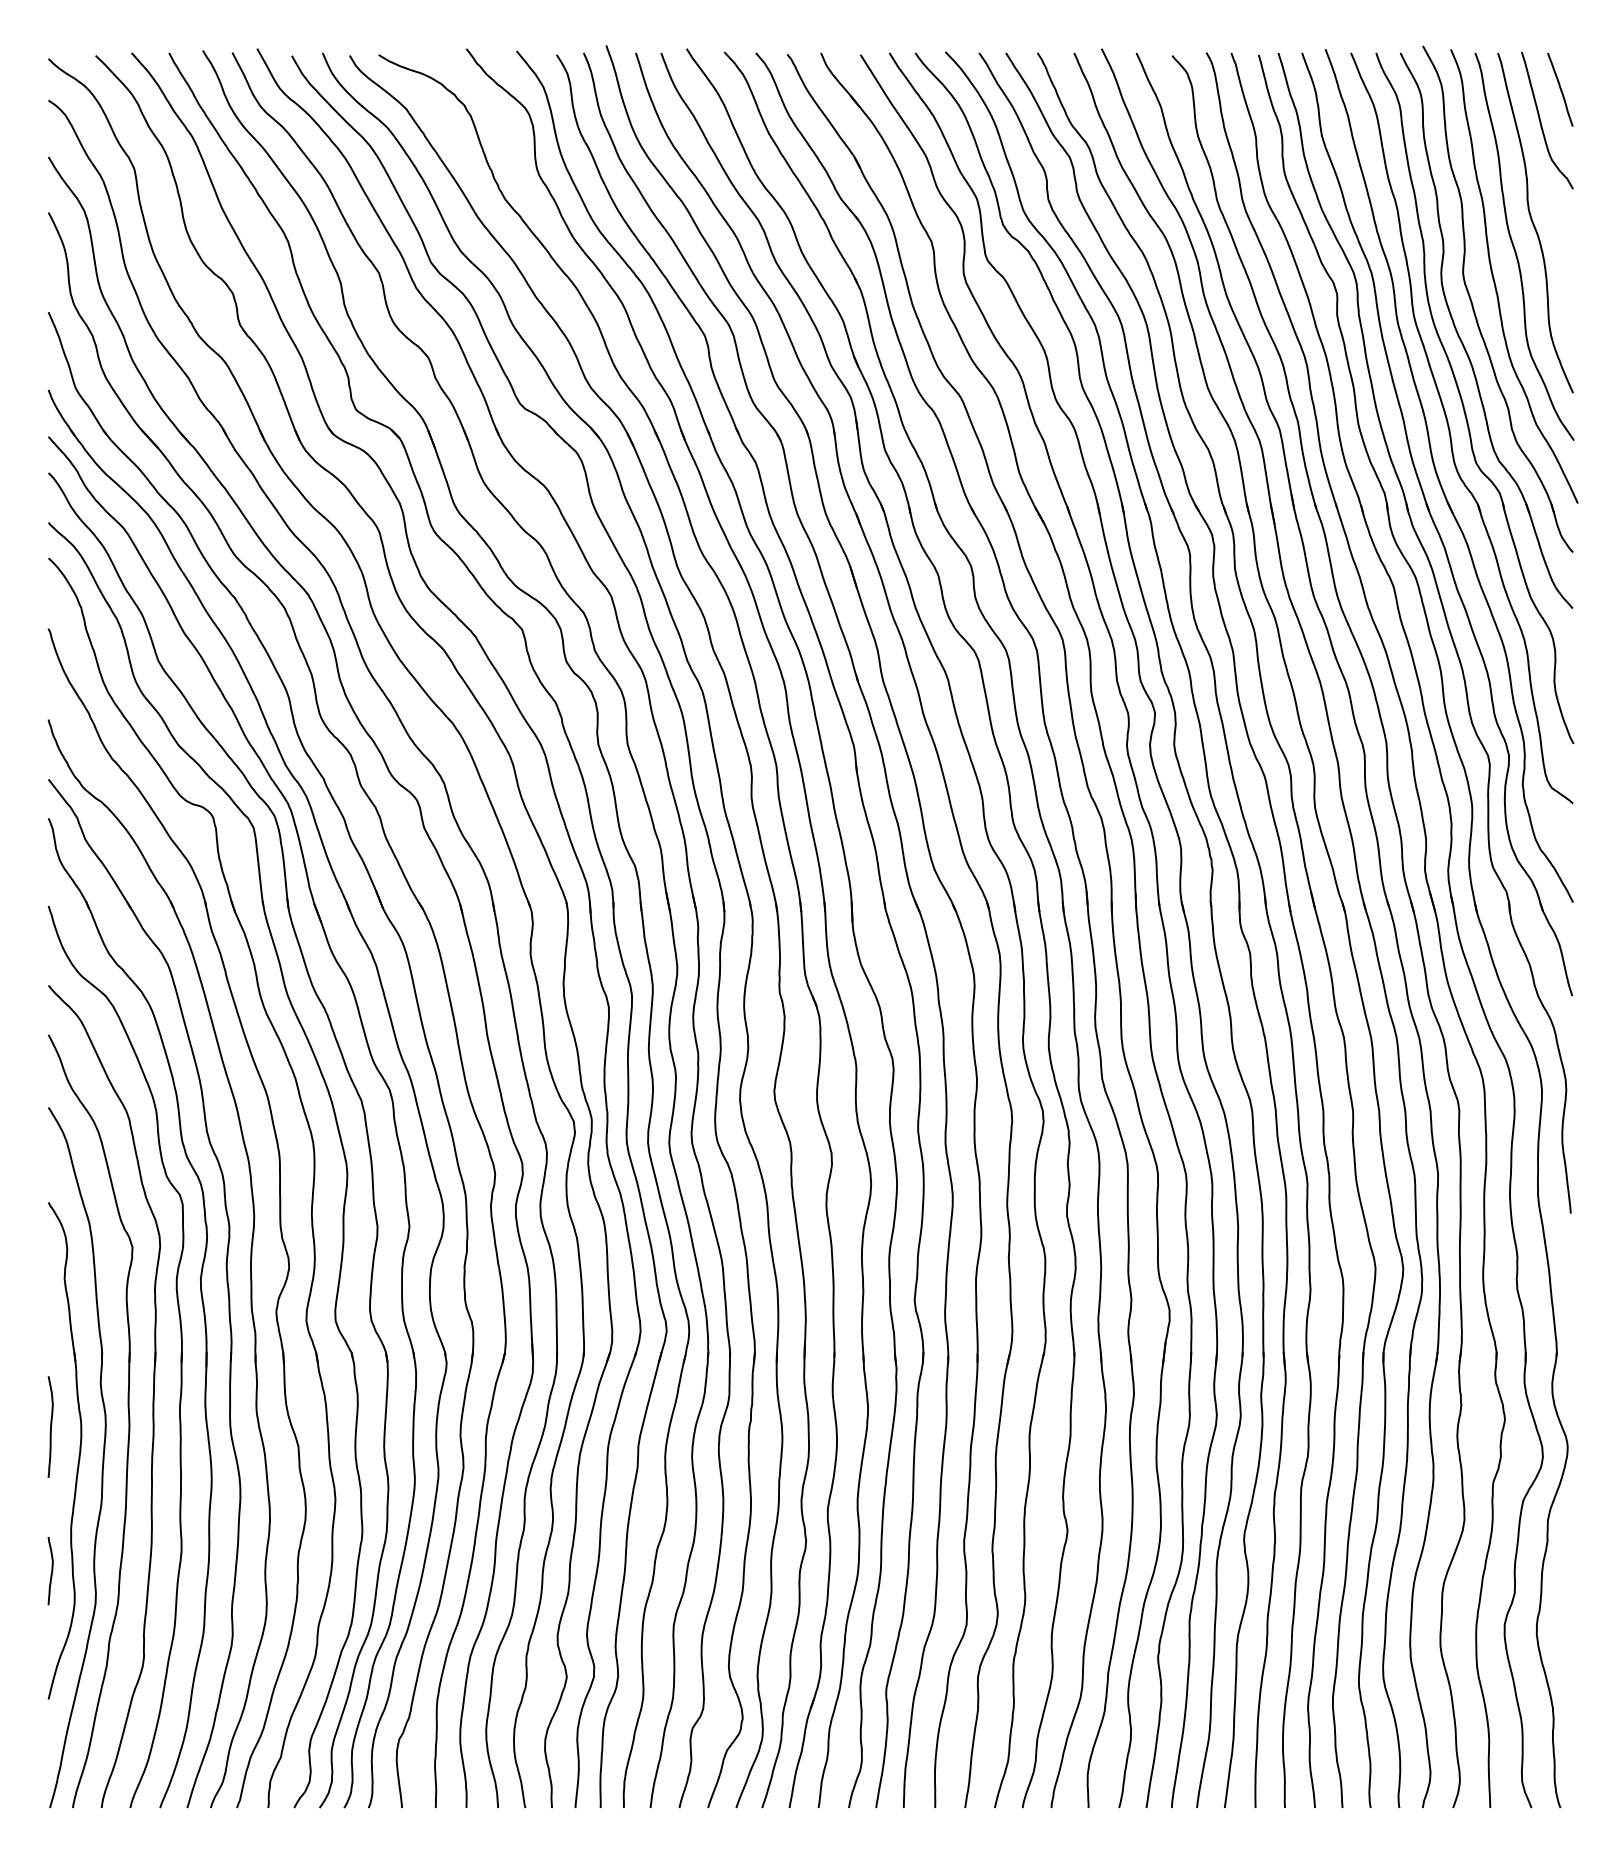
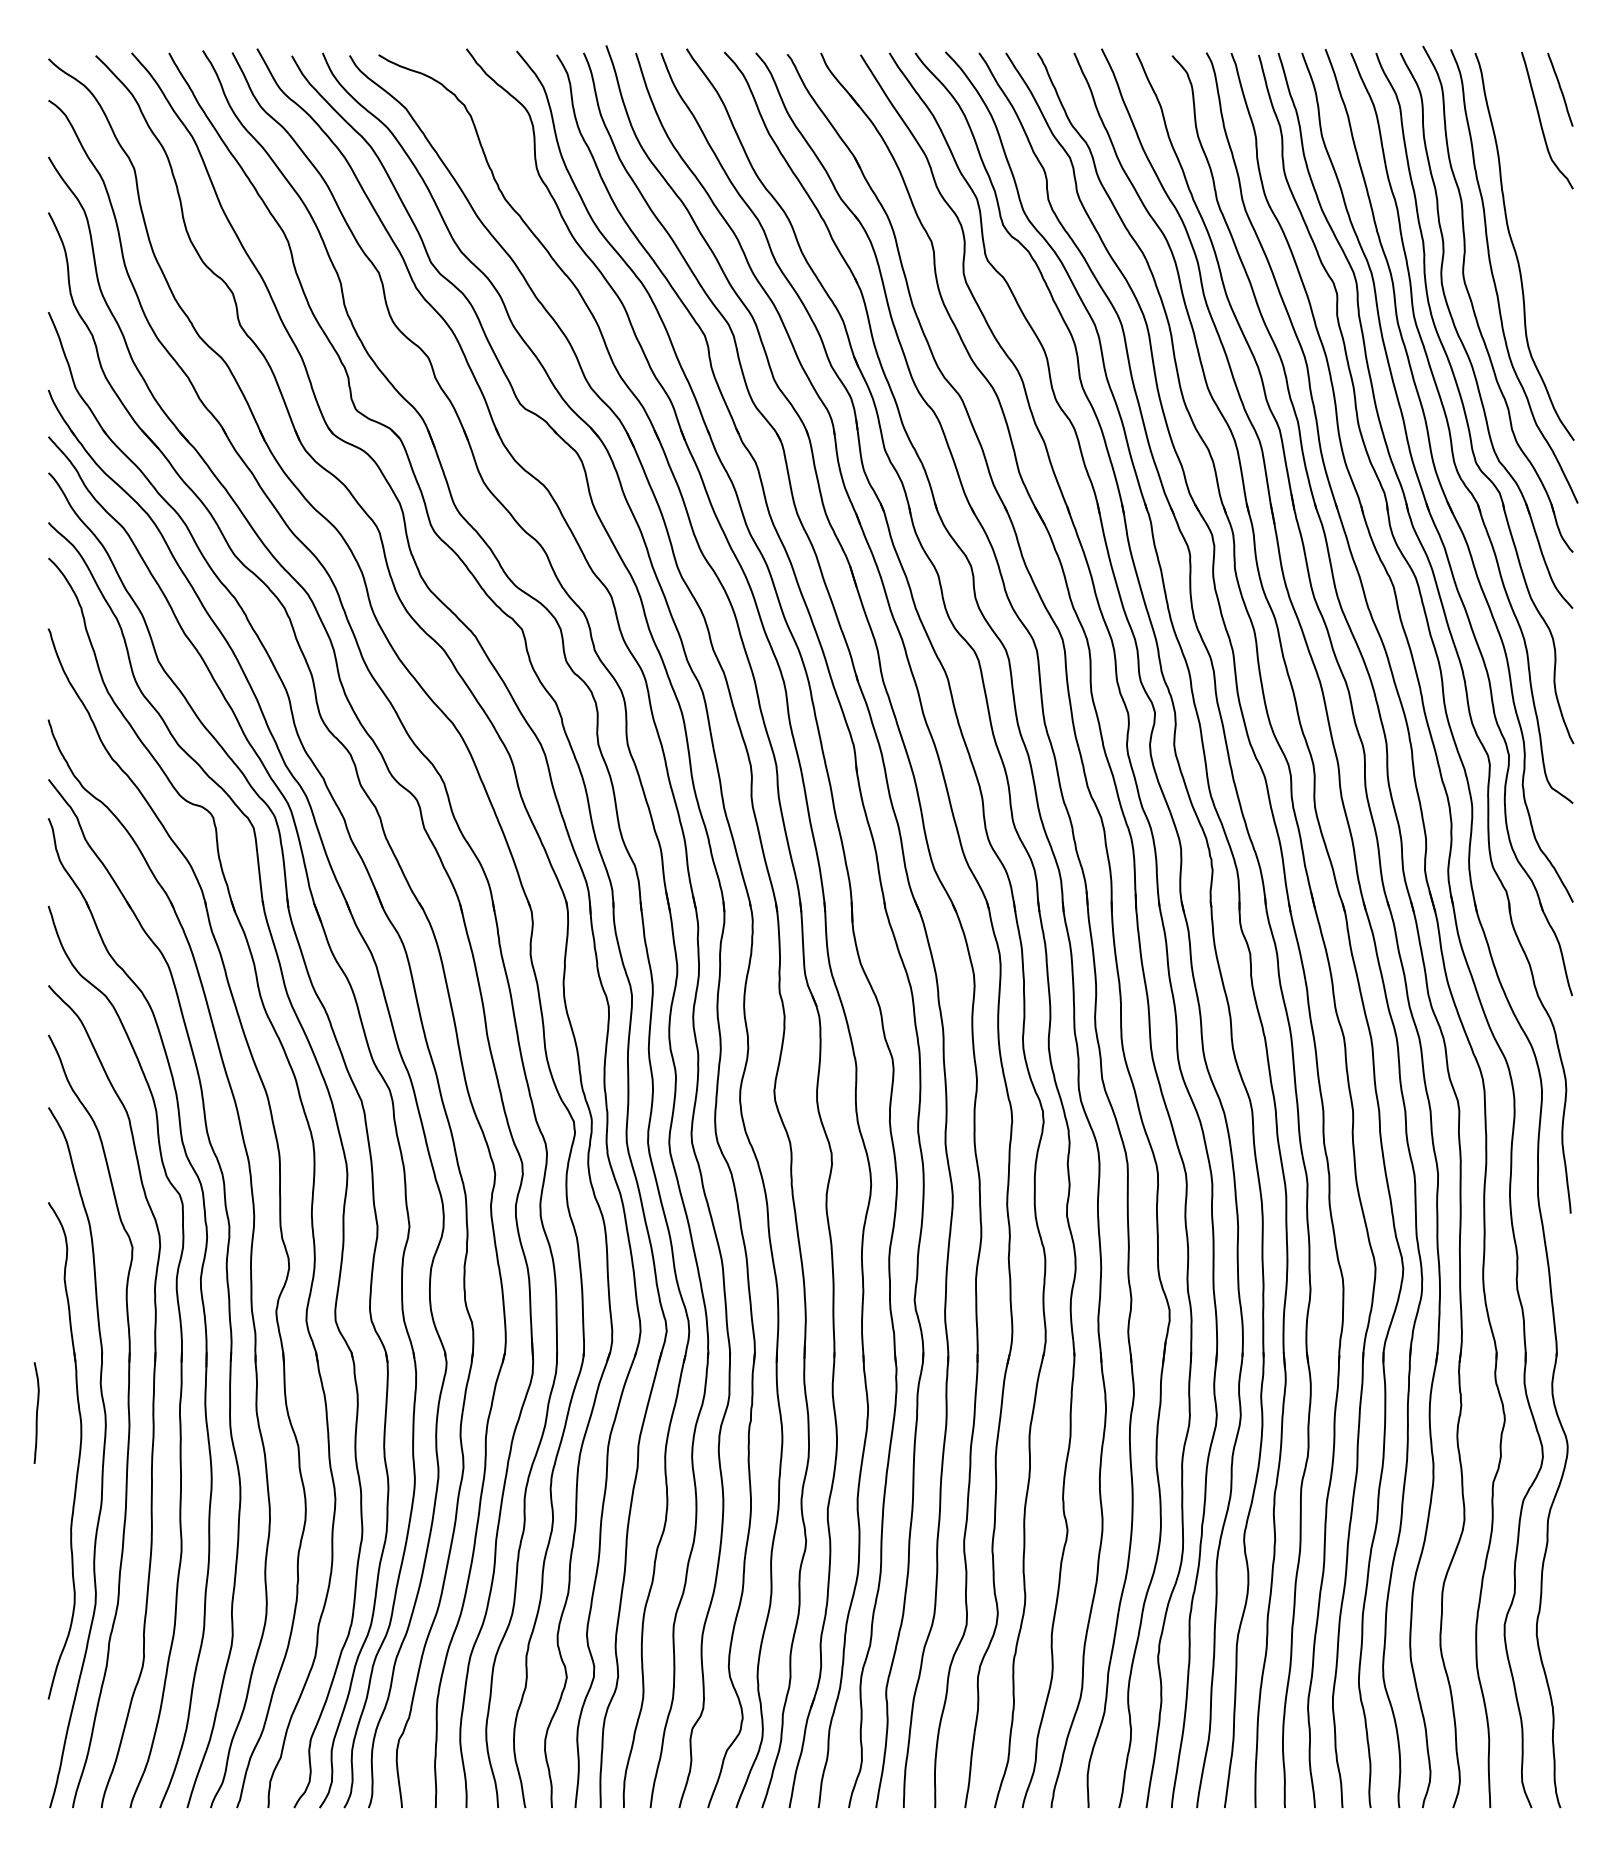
curve: present -> none (1534, 223)
part position: (50, 1426) -> (36, 1412) (36, 1412)
curve: present -> none (51, 1571)
